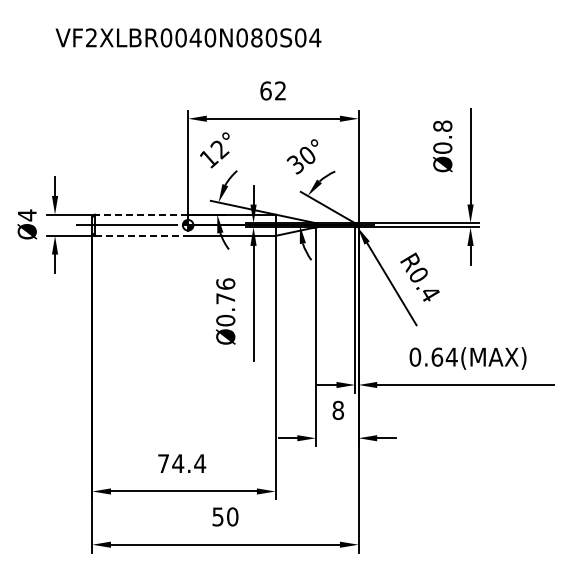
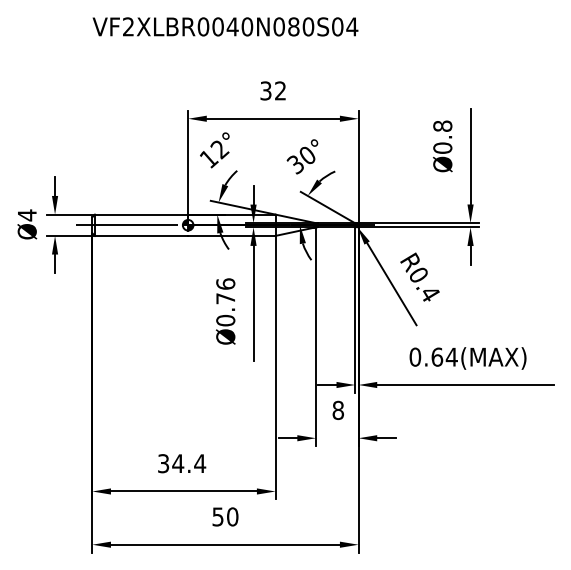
text position: (188, 37) -> (225, 26) (225, 26)
text: 62 -> 32 (265, 90)
line: dashed -> solid (141, 214)
line: dashed -> solid (141, 235)
text: 74.4 -> 34.4 (163, 463)
